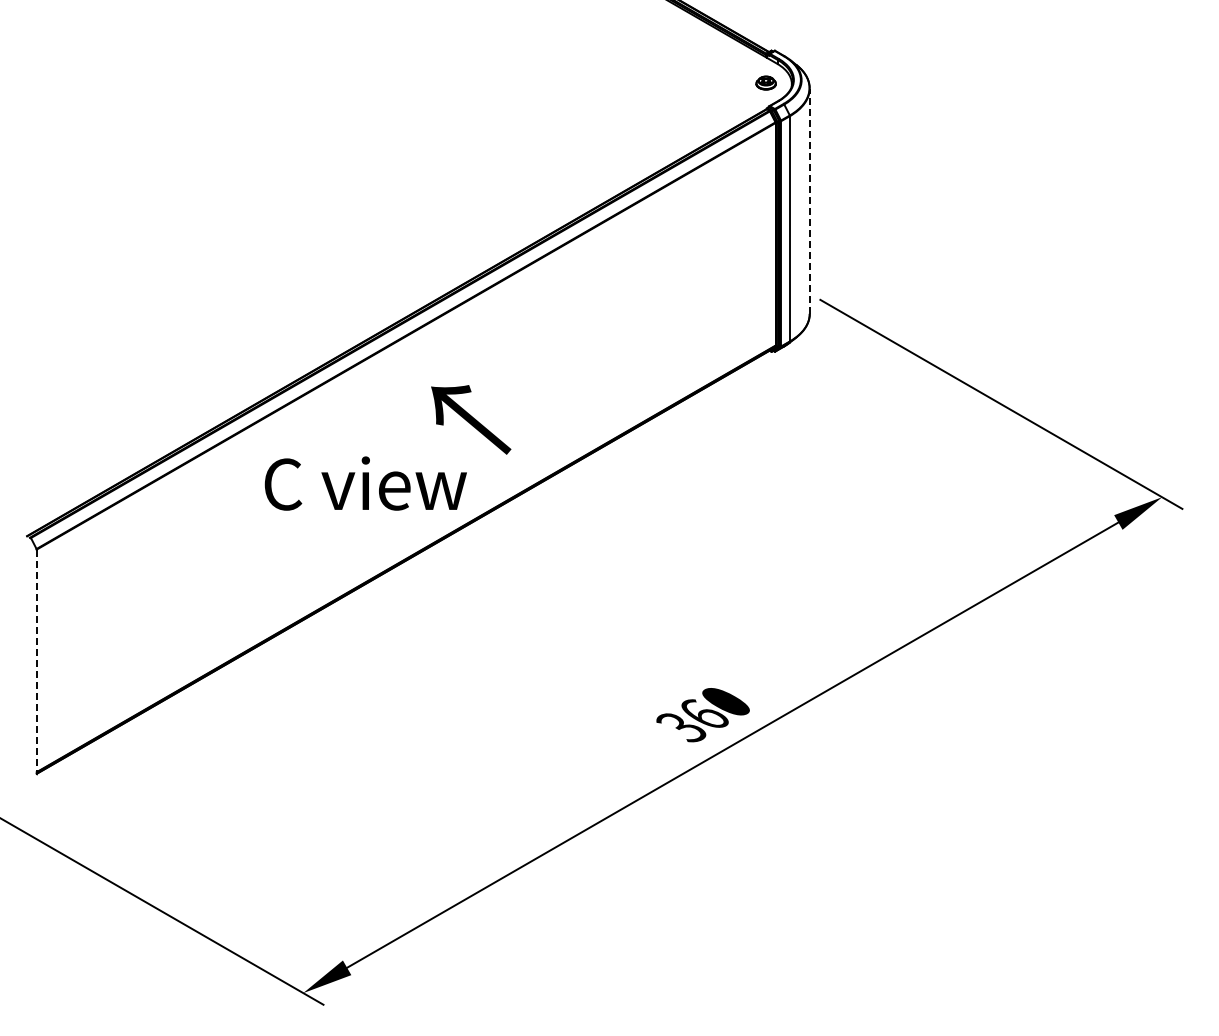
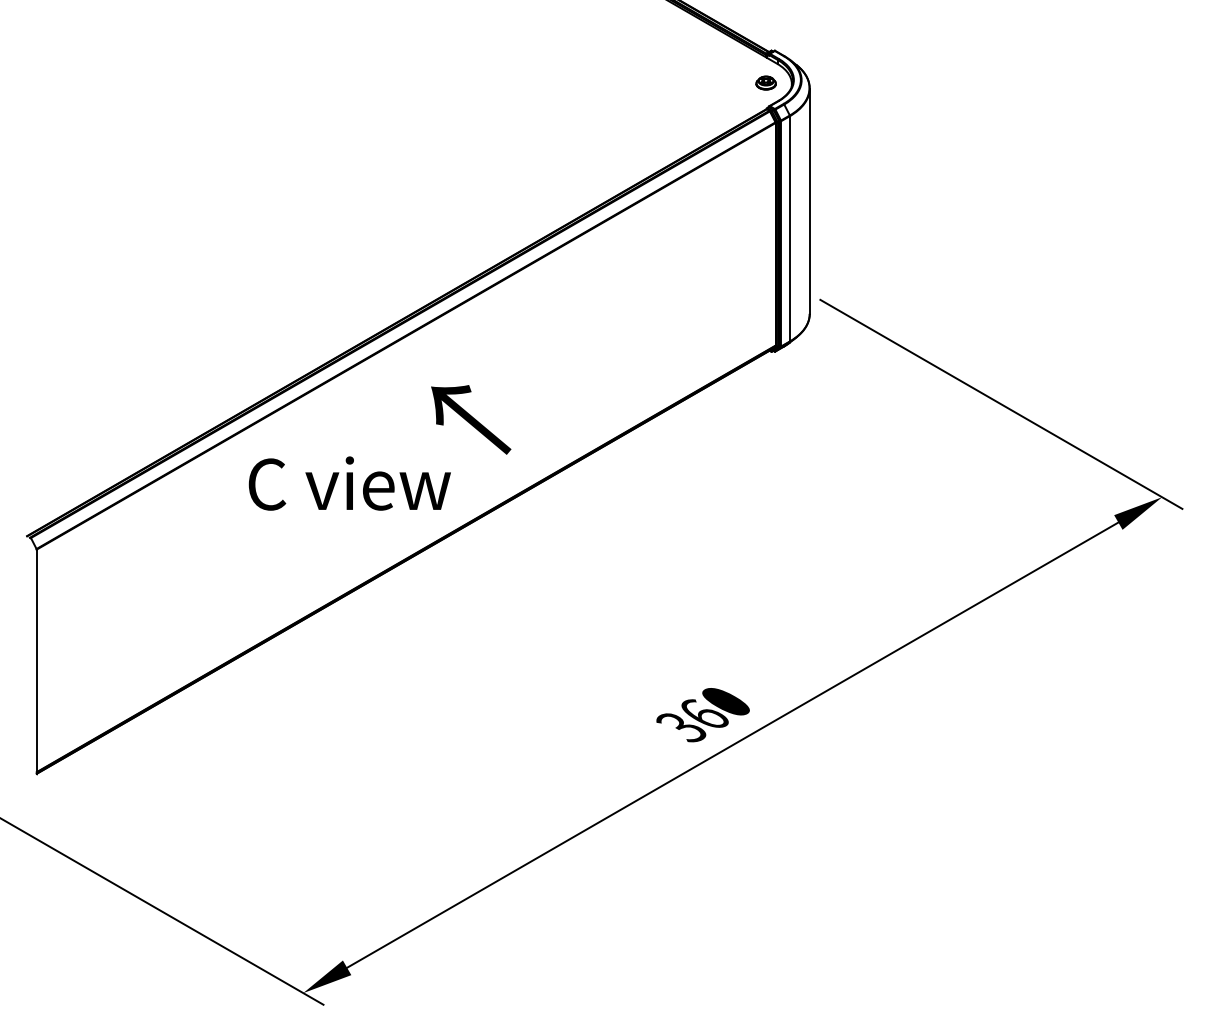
line: dashed -> solid (809, 201)
text position: (365, 483) -> (349, 483) (349, 483)
line: dashed -> solid (36, 662)
